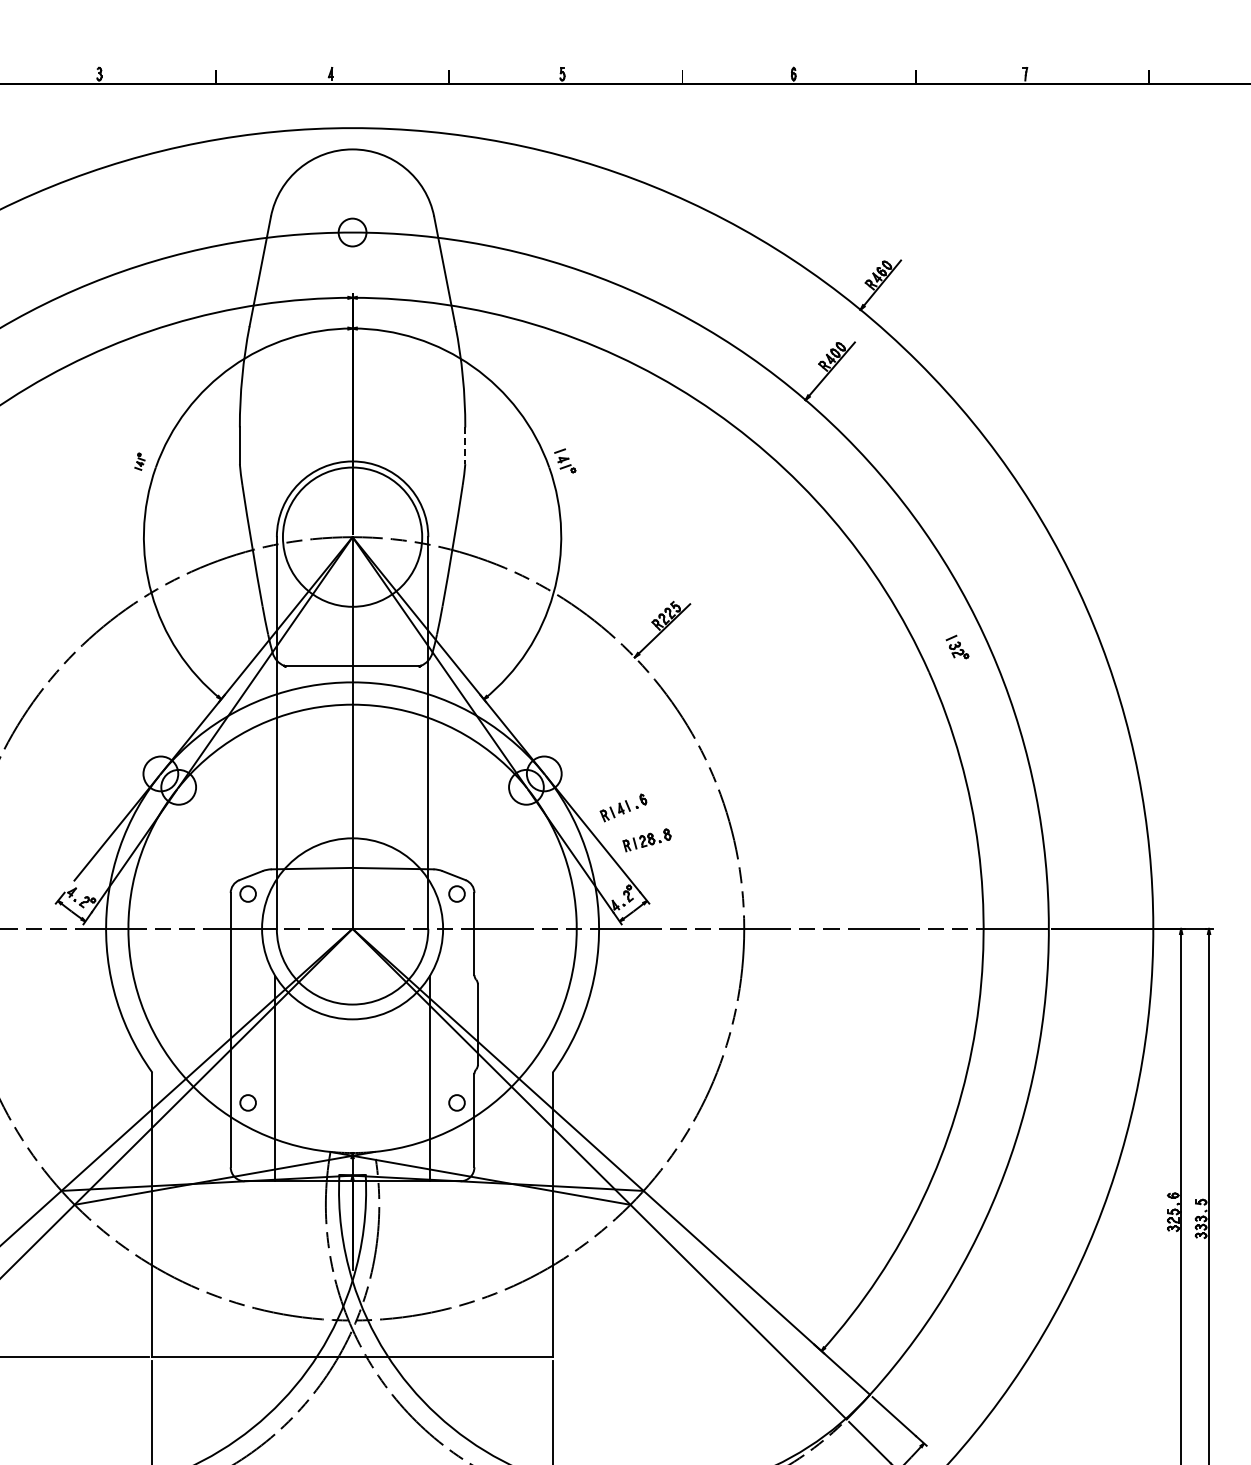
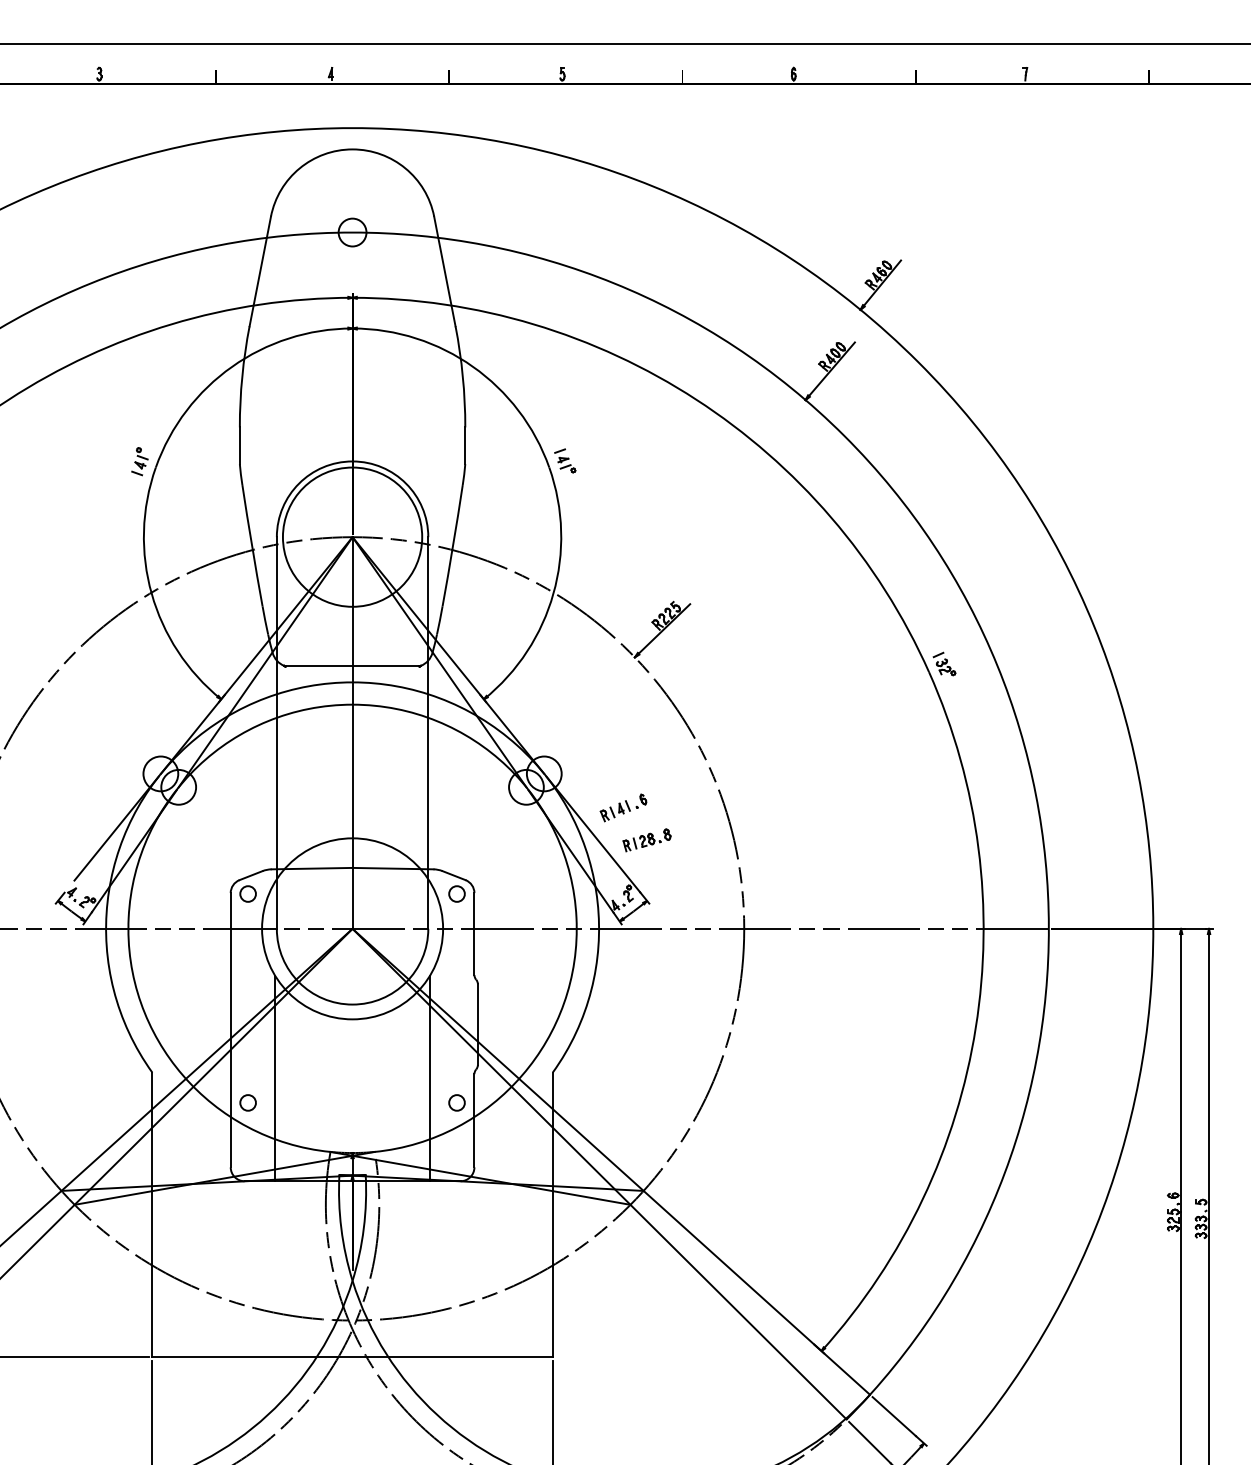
line: none -> present (624, 43)
line: dashed -> solid (465, 446)
part size: 12x19 px -> 18x30 px (139, 461)
part position: (957, 646) -> (944, 663) (944, 663)
